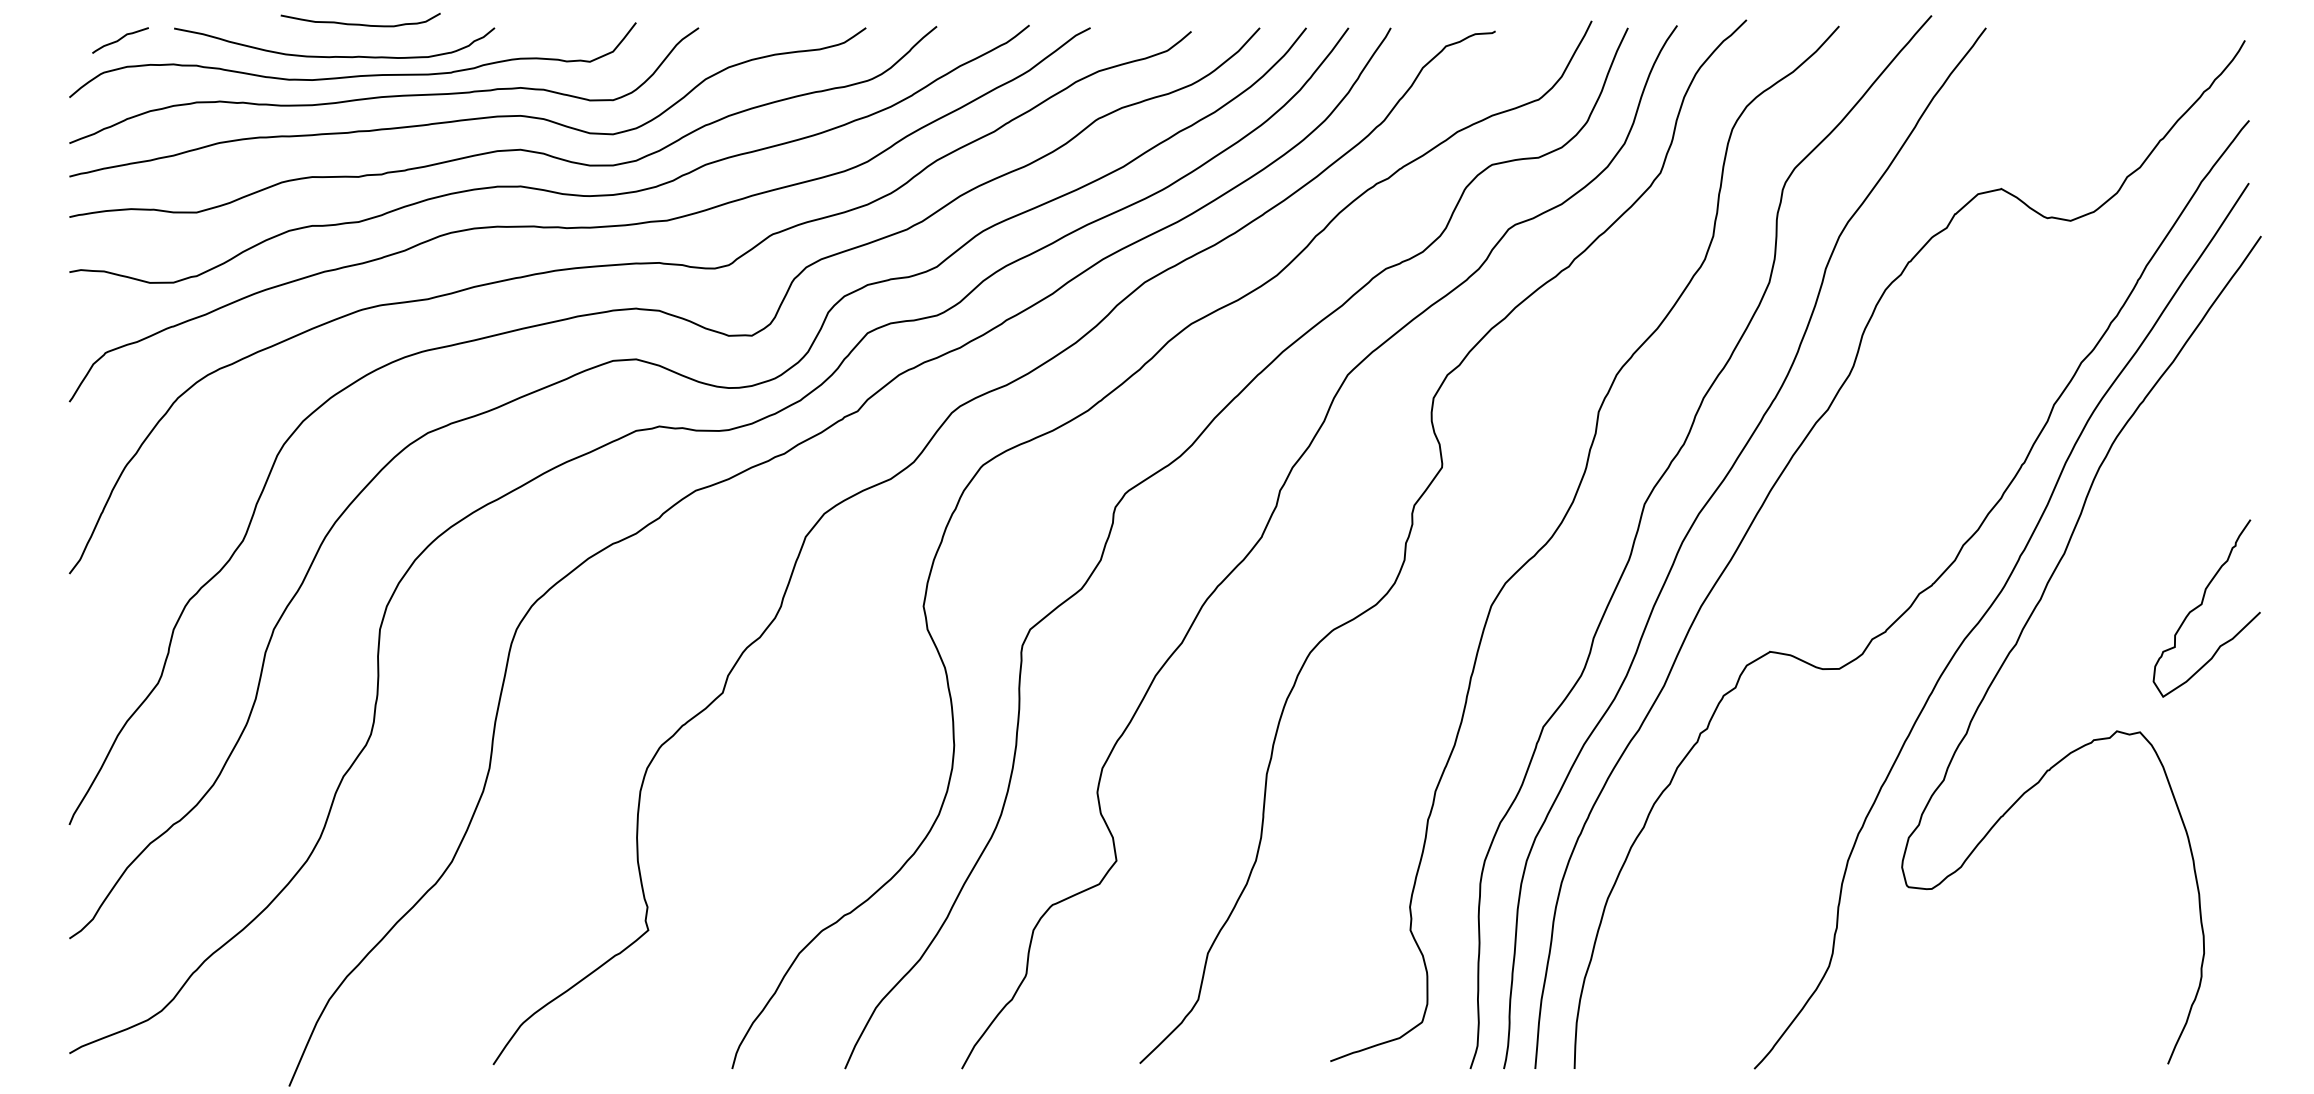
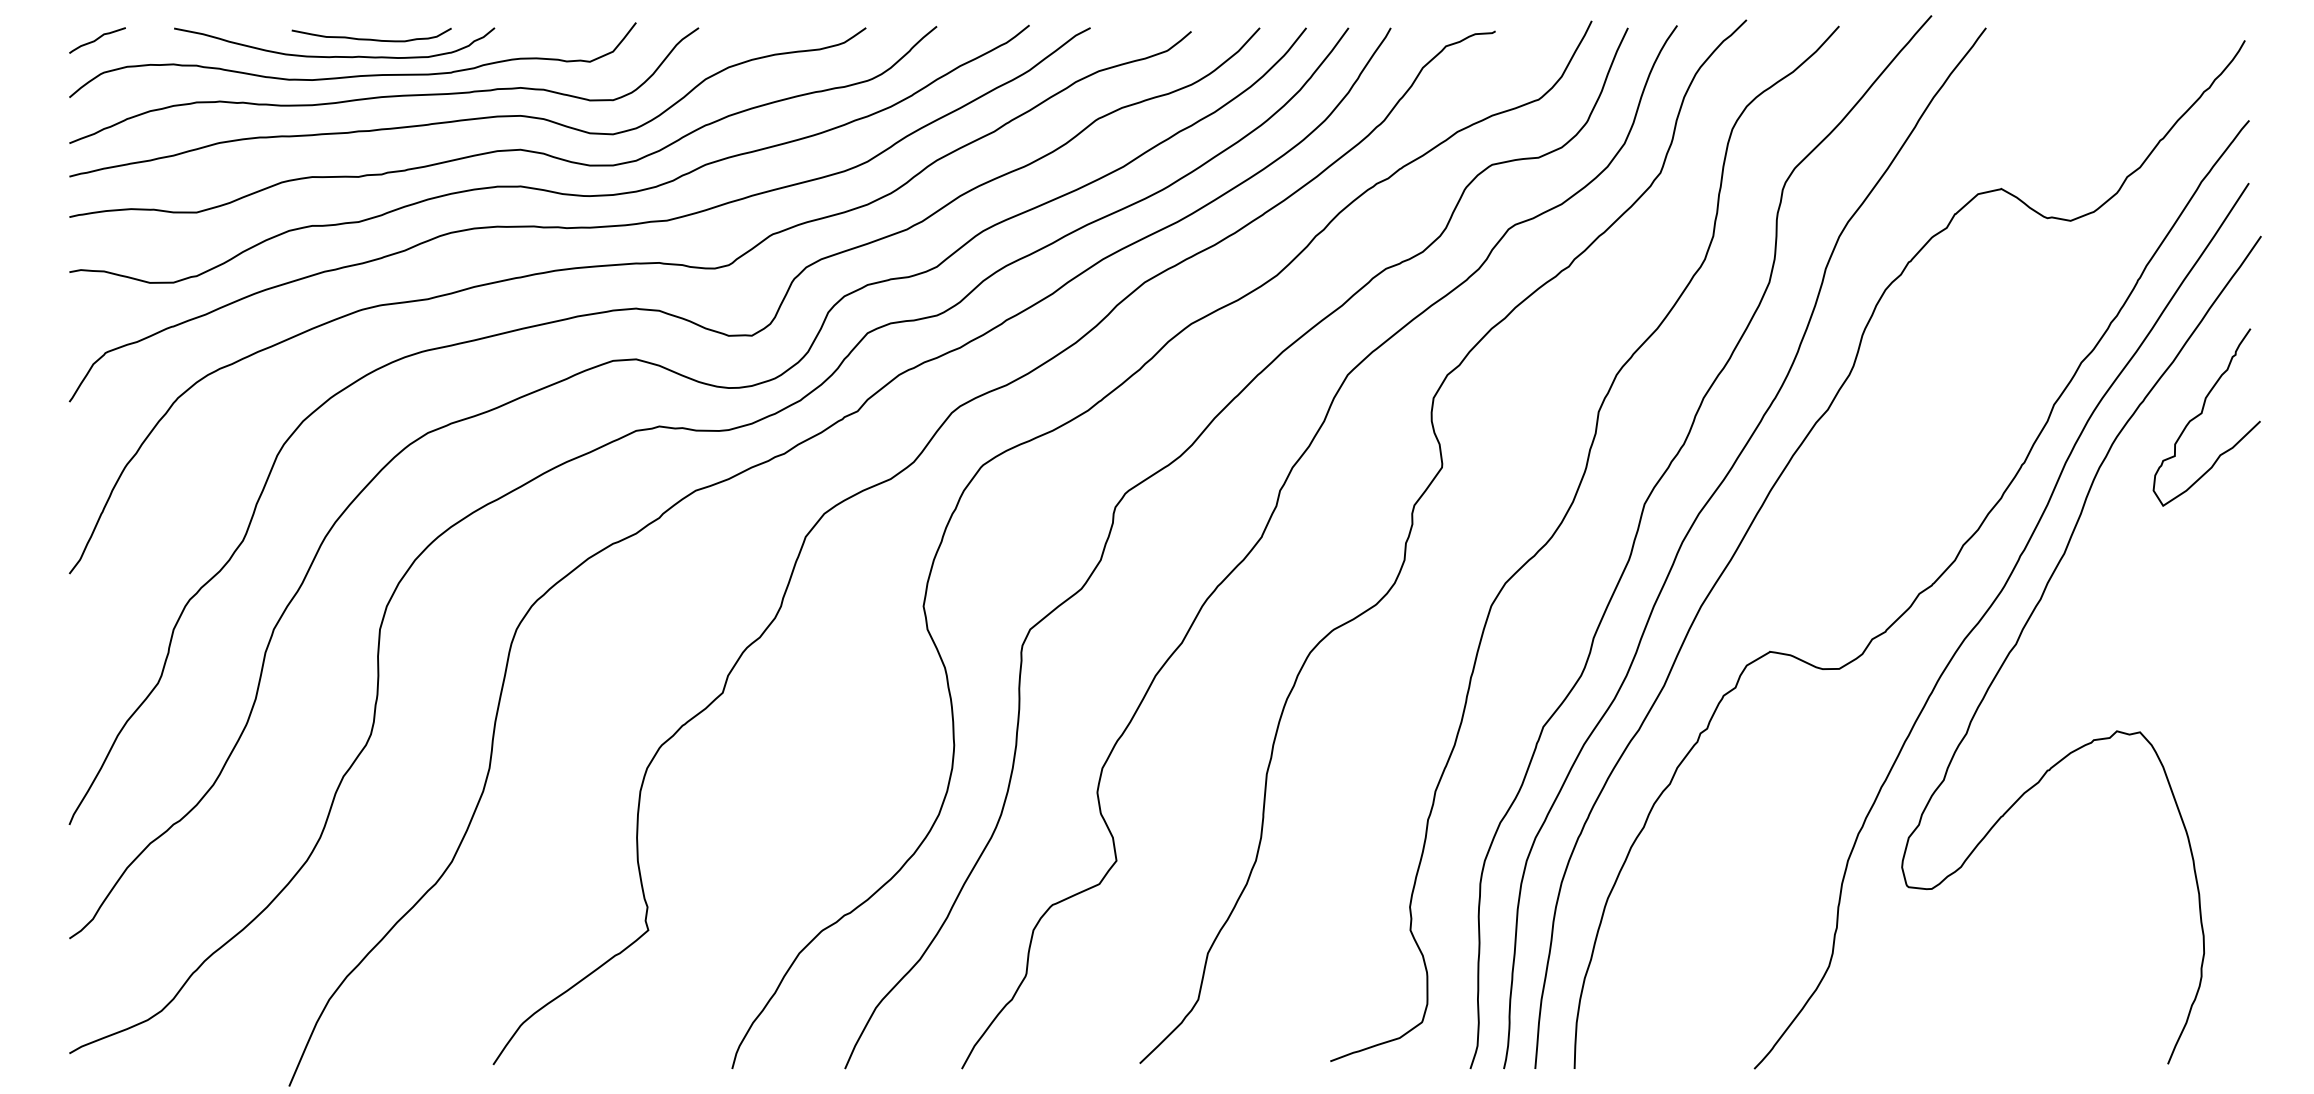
curve position: (359, 23) -> (370, 38) (370, 38)
curve position: (120, 40) -> (97, 40) (97, 40)
curve position: (2202, 604) -> (2202, 413) (2202, 413)
